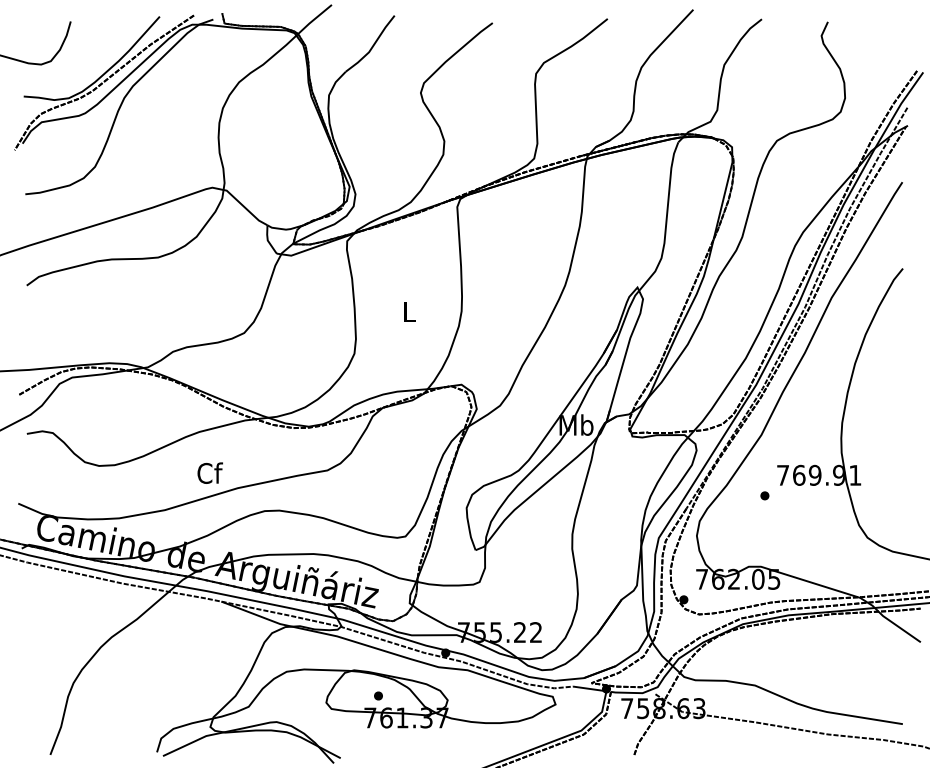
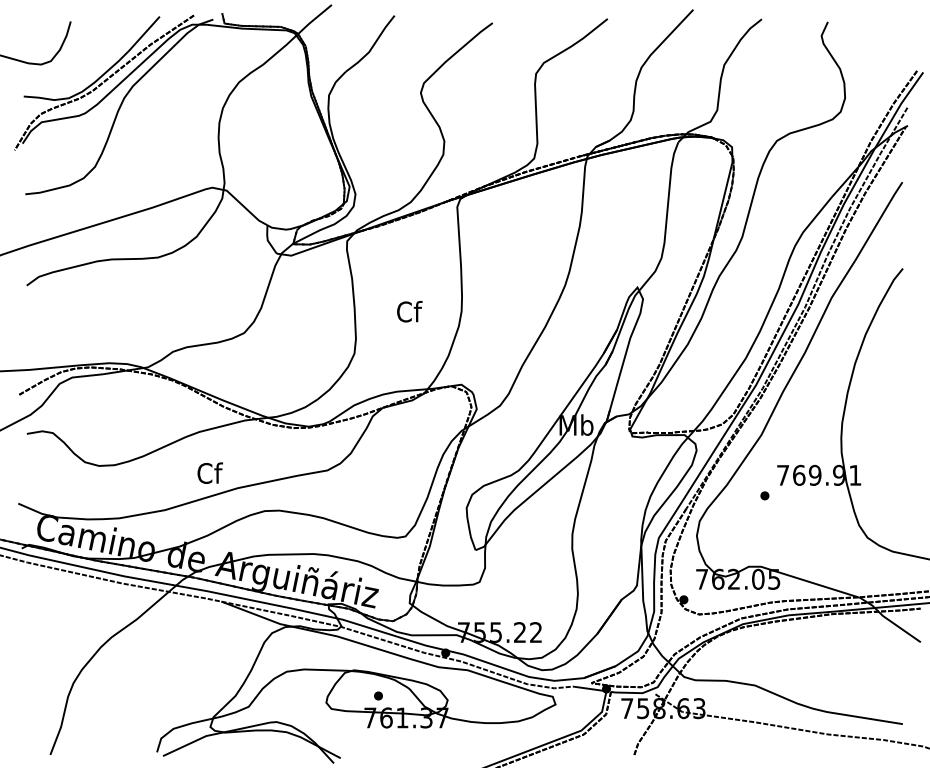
text: L -> Cf (409, 311)
